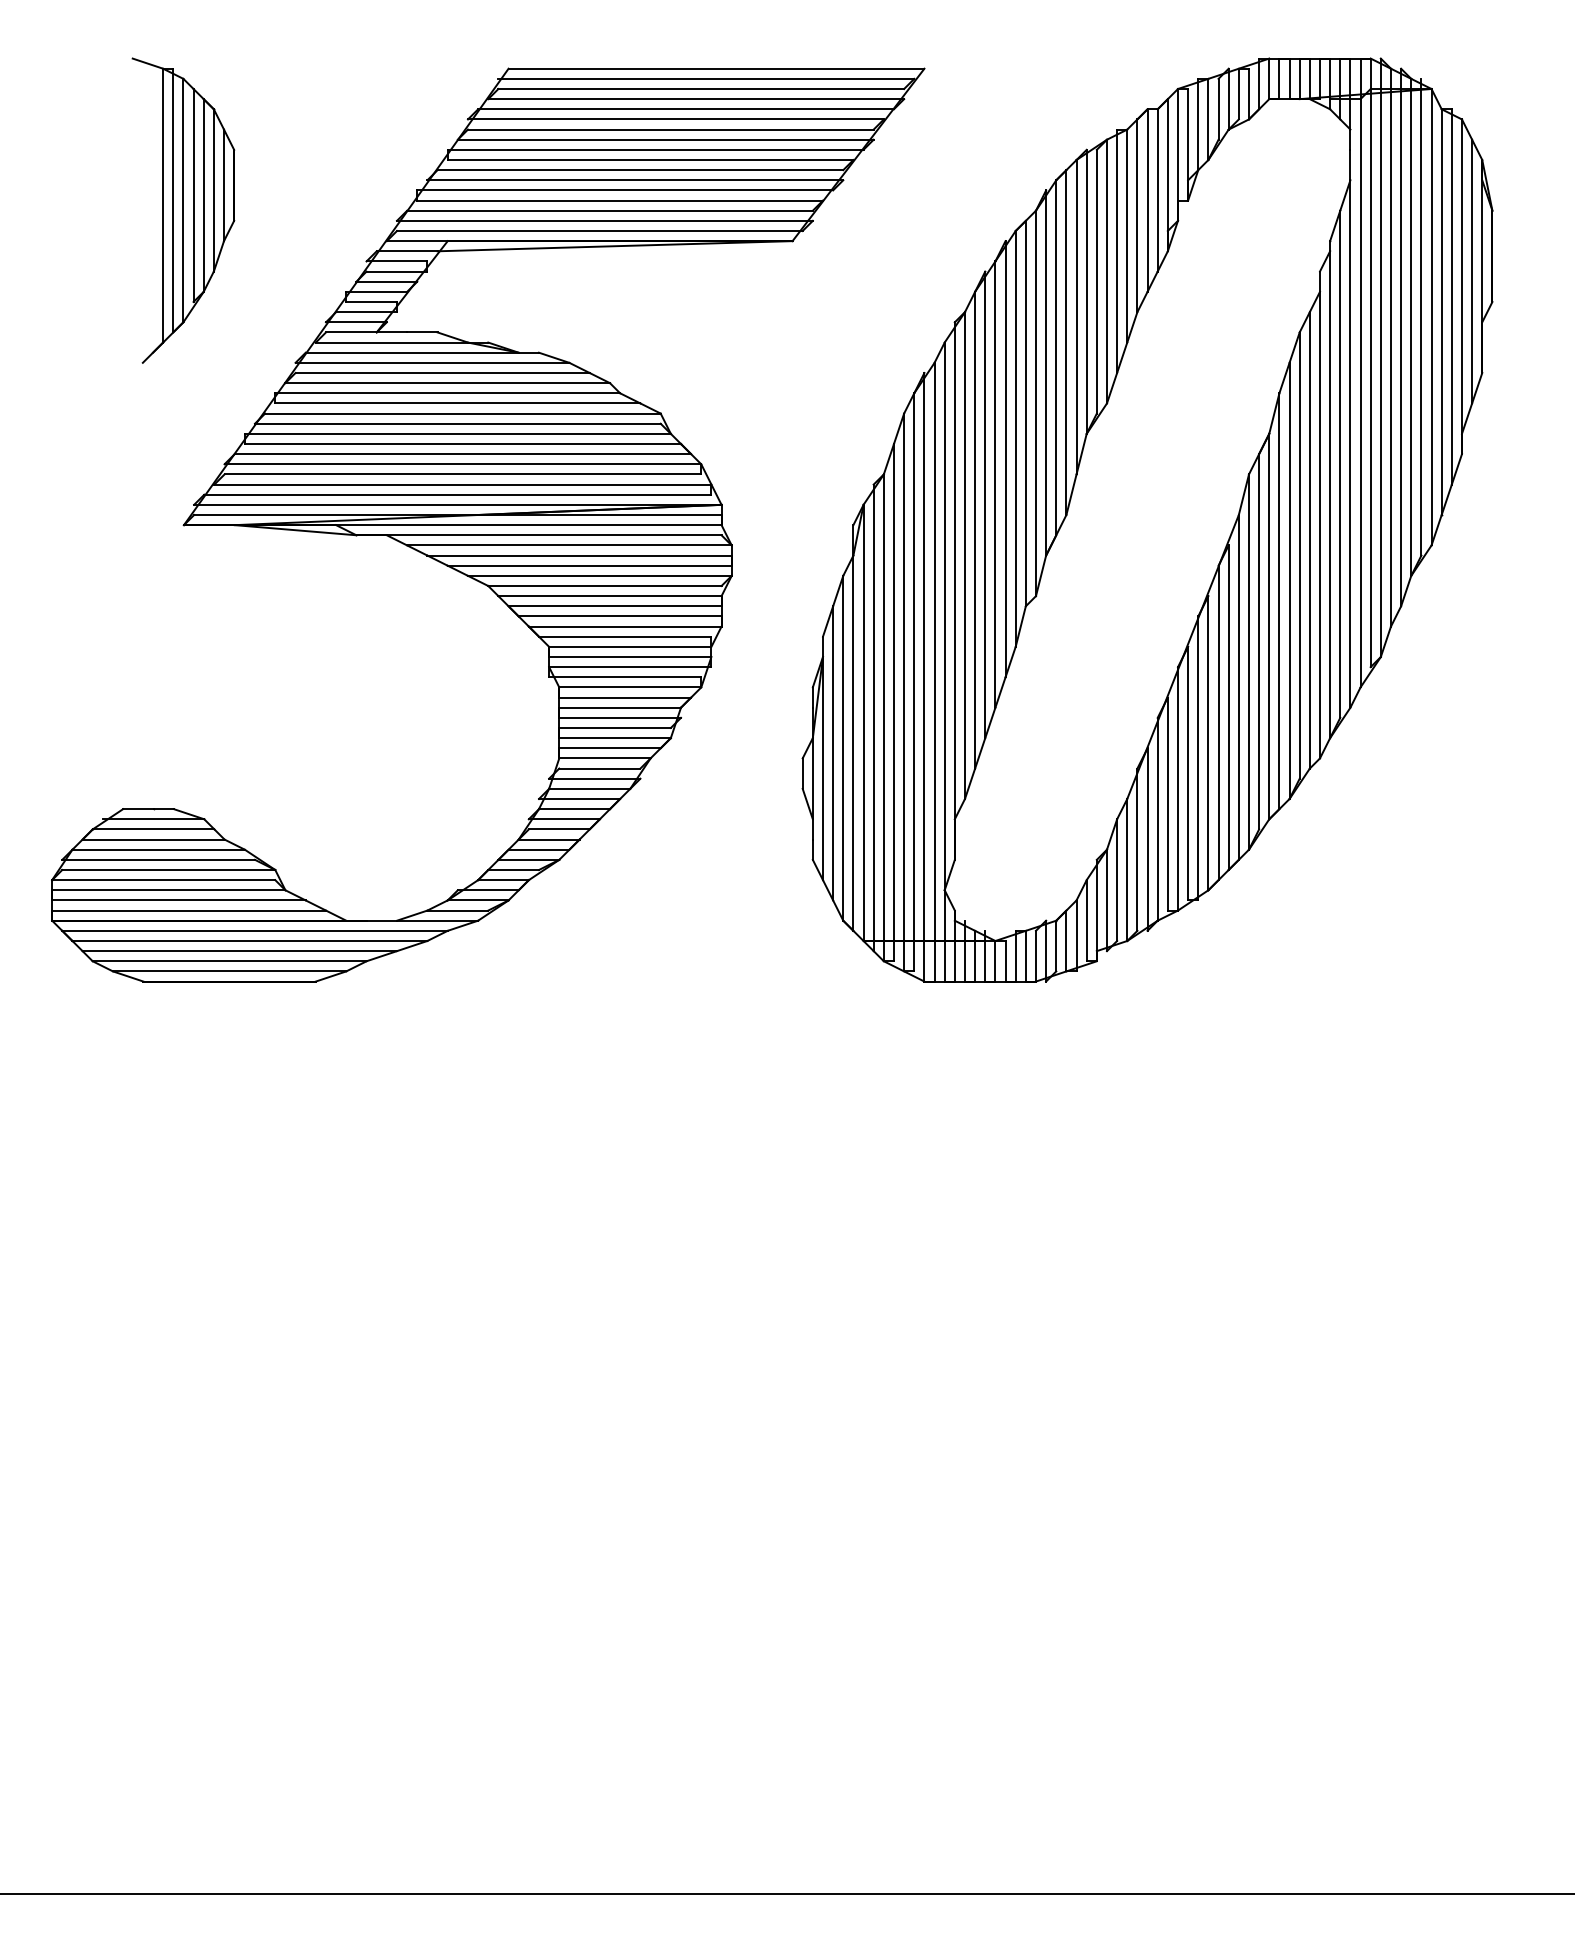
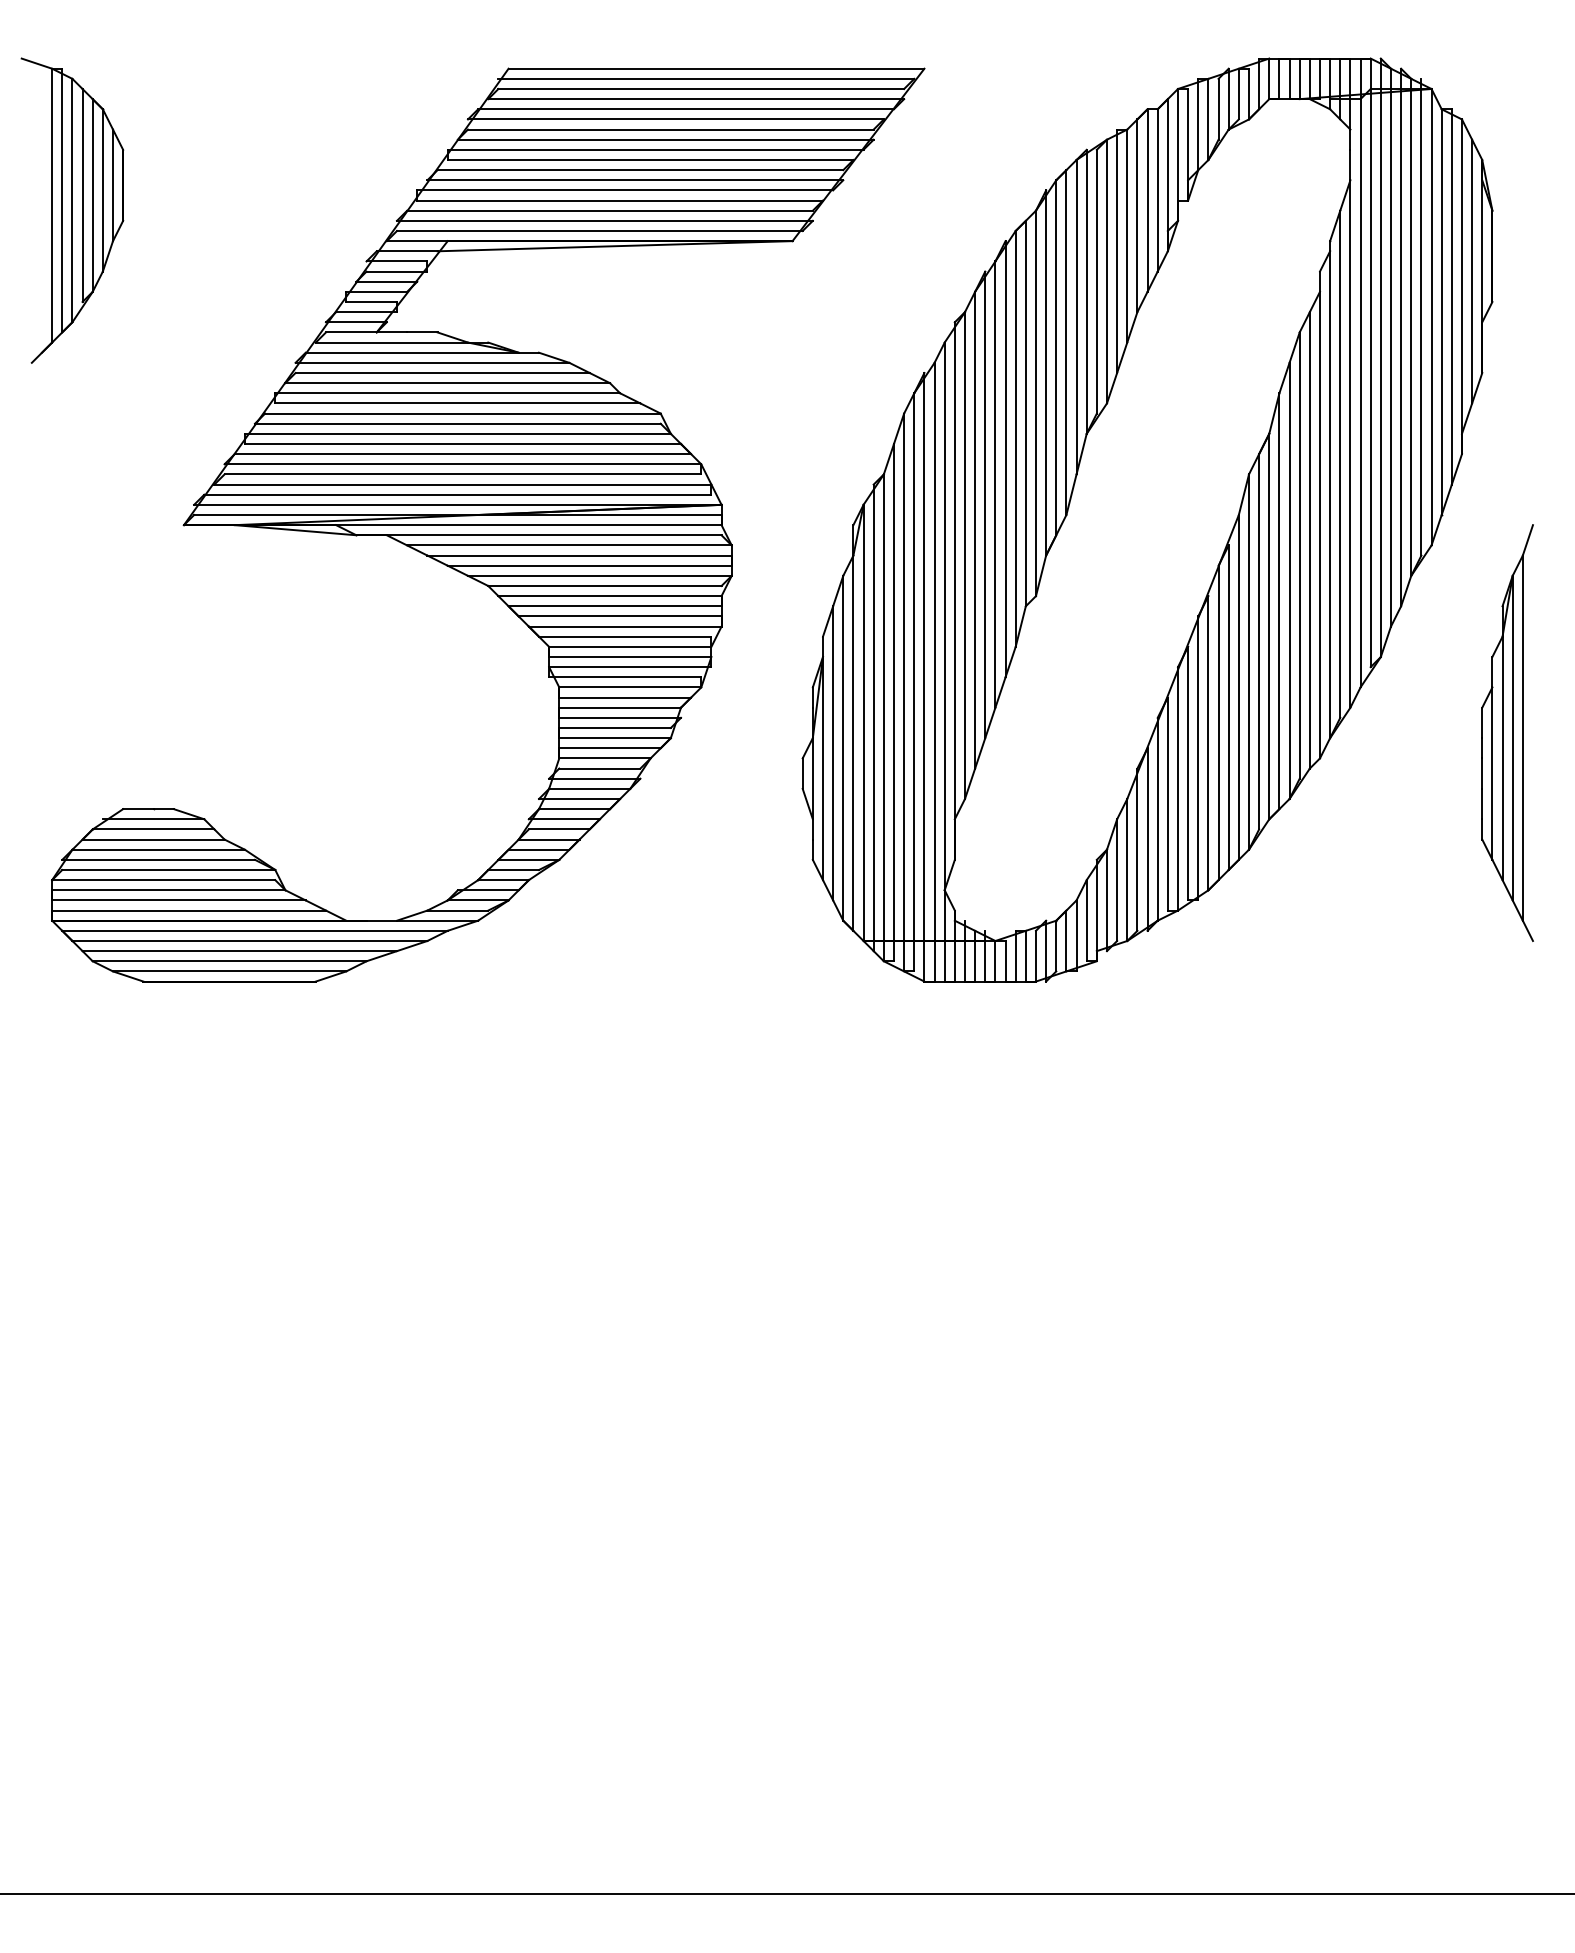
part position: (183, 210) -> (72, 210) (72, 210)
part: none -> present (1507, 732)
